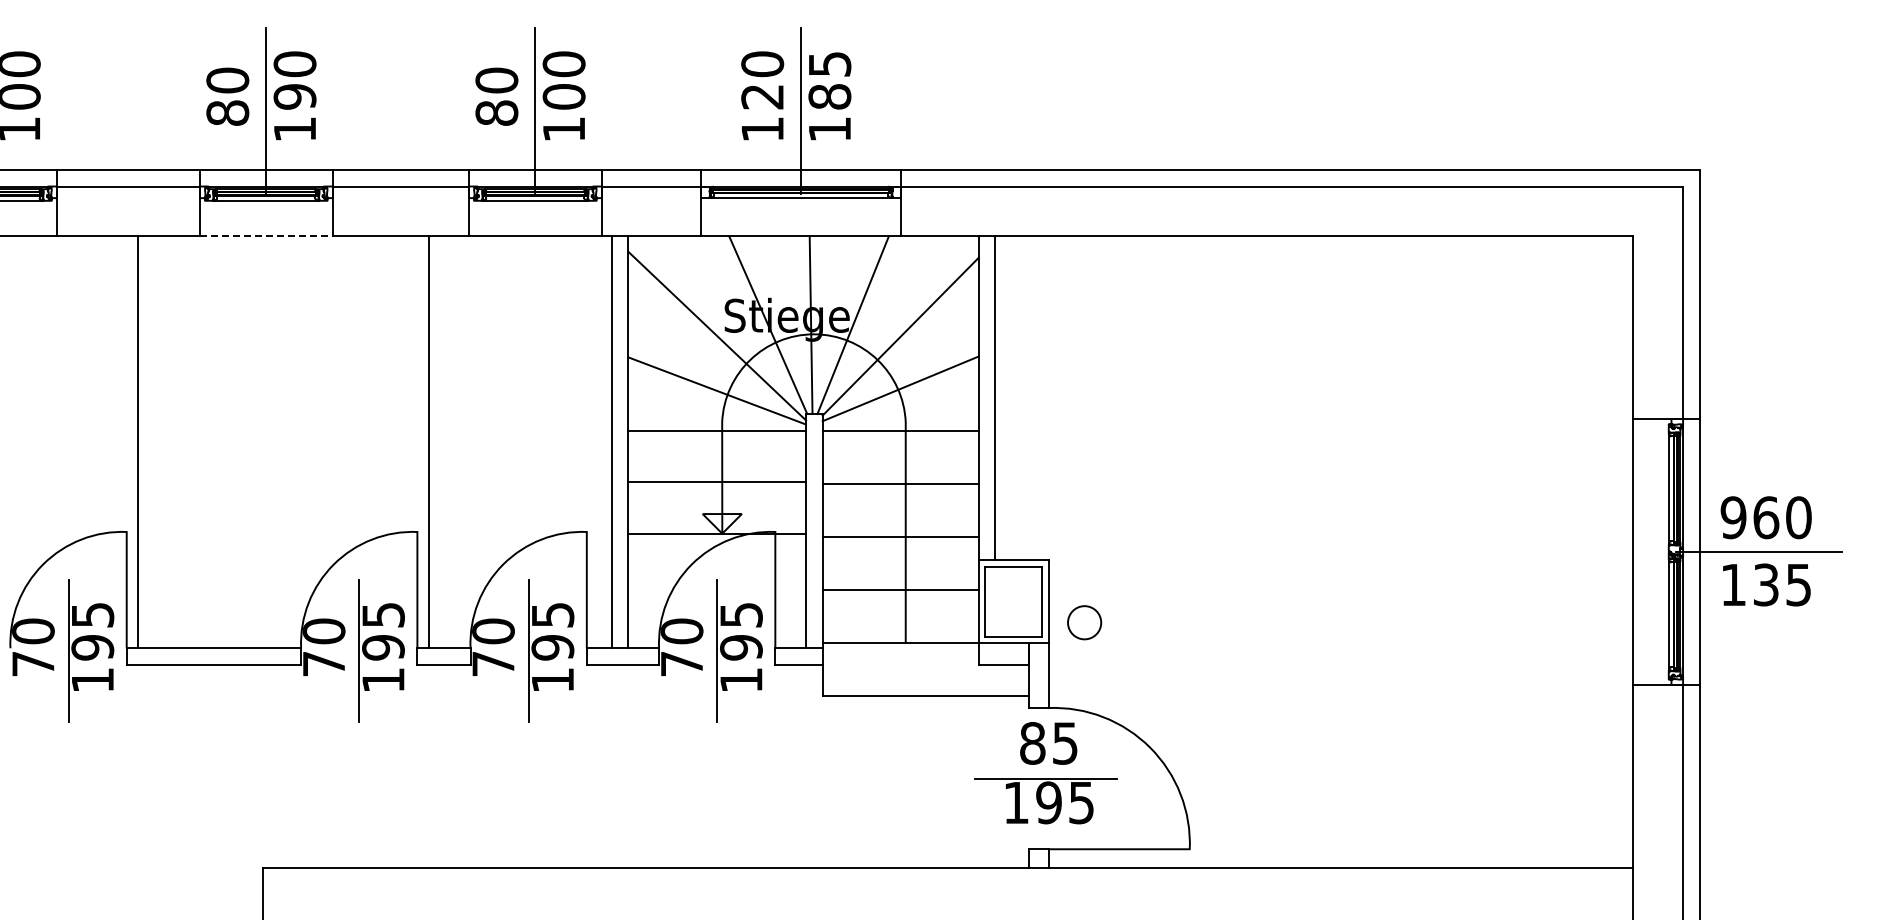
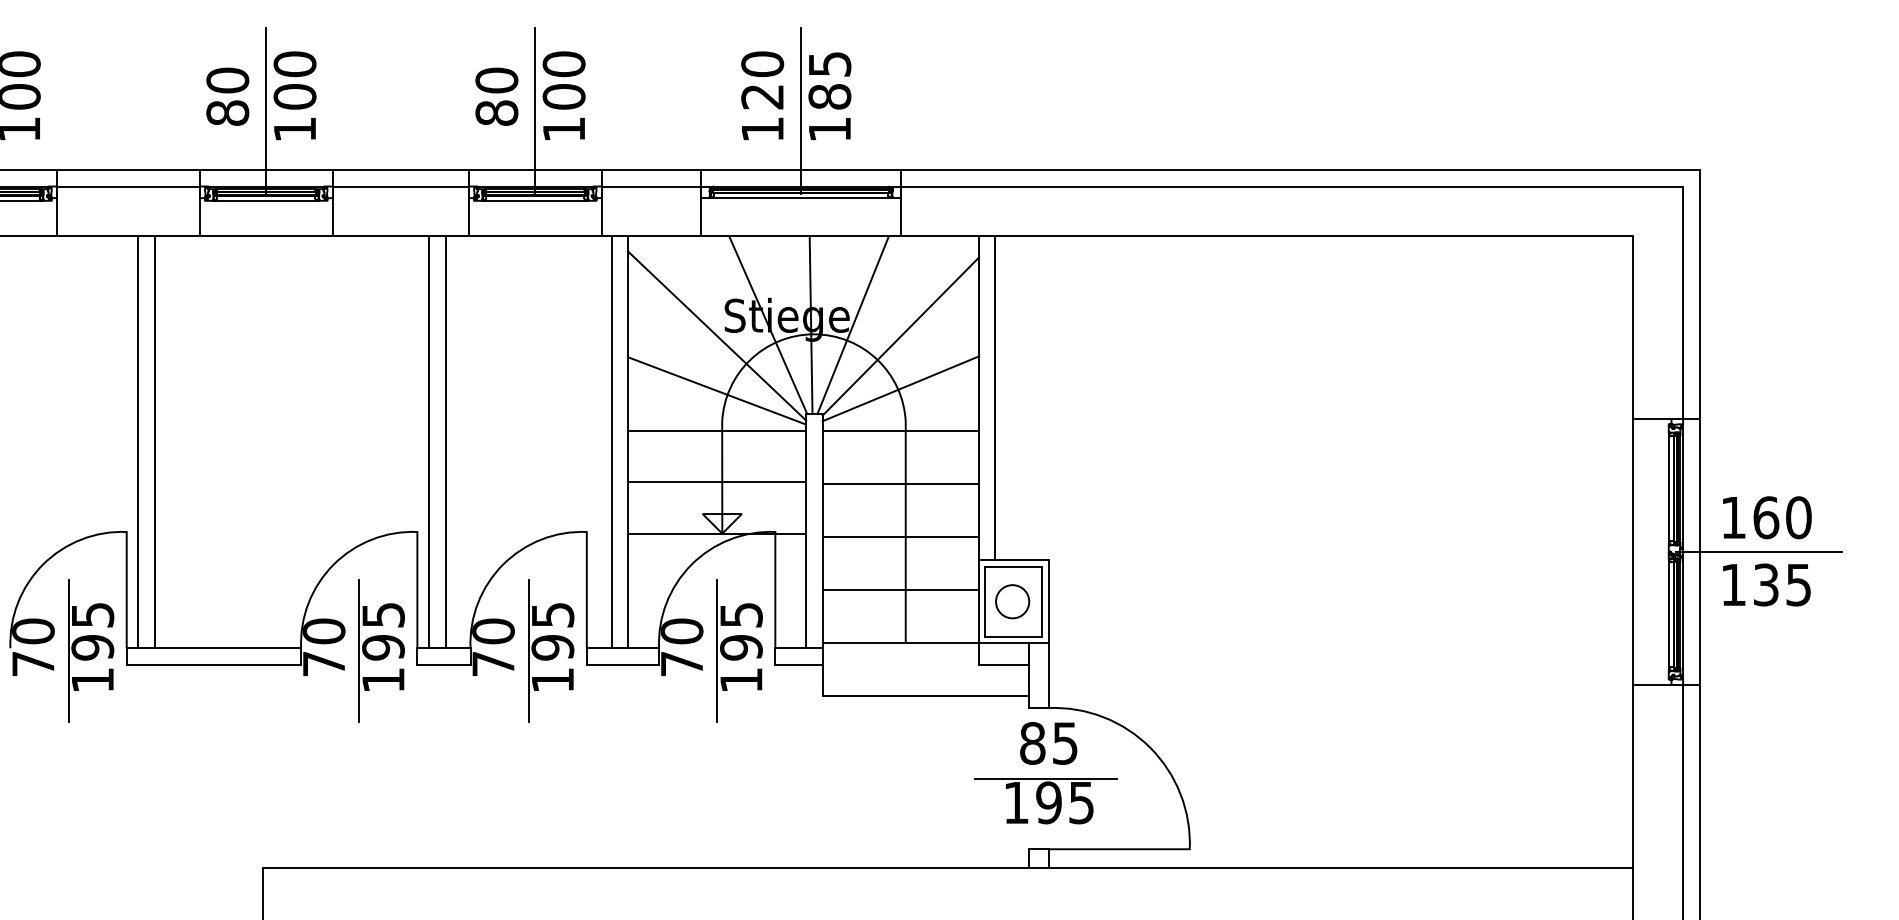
text: 190 -> 100 (294, 96)
line: dashed -> solid (266, 236)
line: none -> present (154, 442)
line: none -> present (445, 442)
text: 960 -> 160 (1733, 517)
circle position: (1084, 622) -> (1012, 601) (1012, 601)
